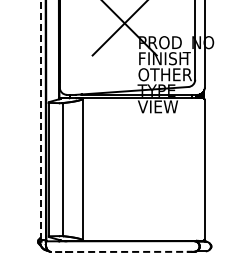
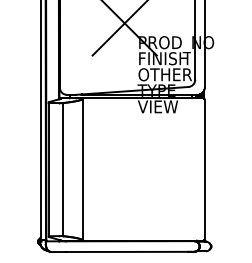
line: dashed -> solid (40, 120)
line: dashed -> solid (122, 251)
